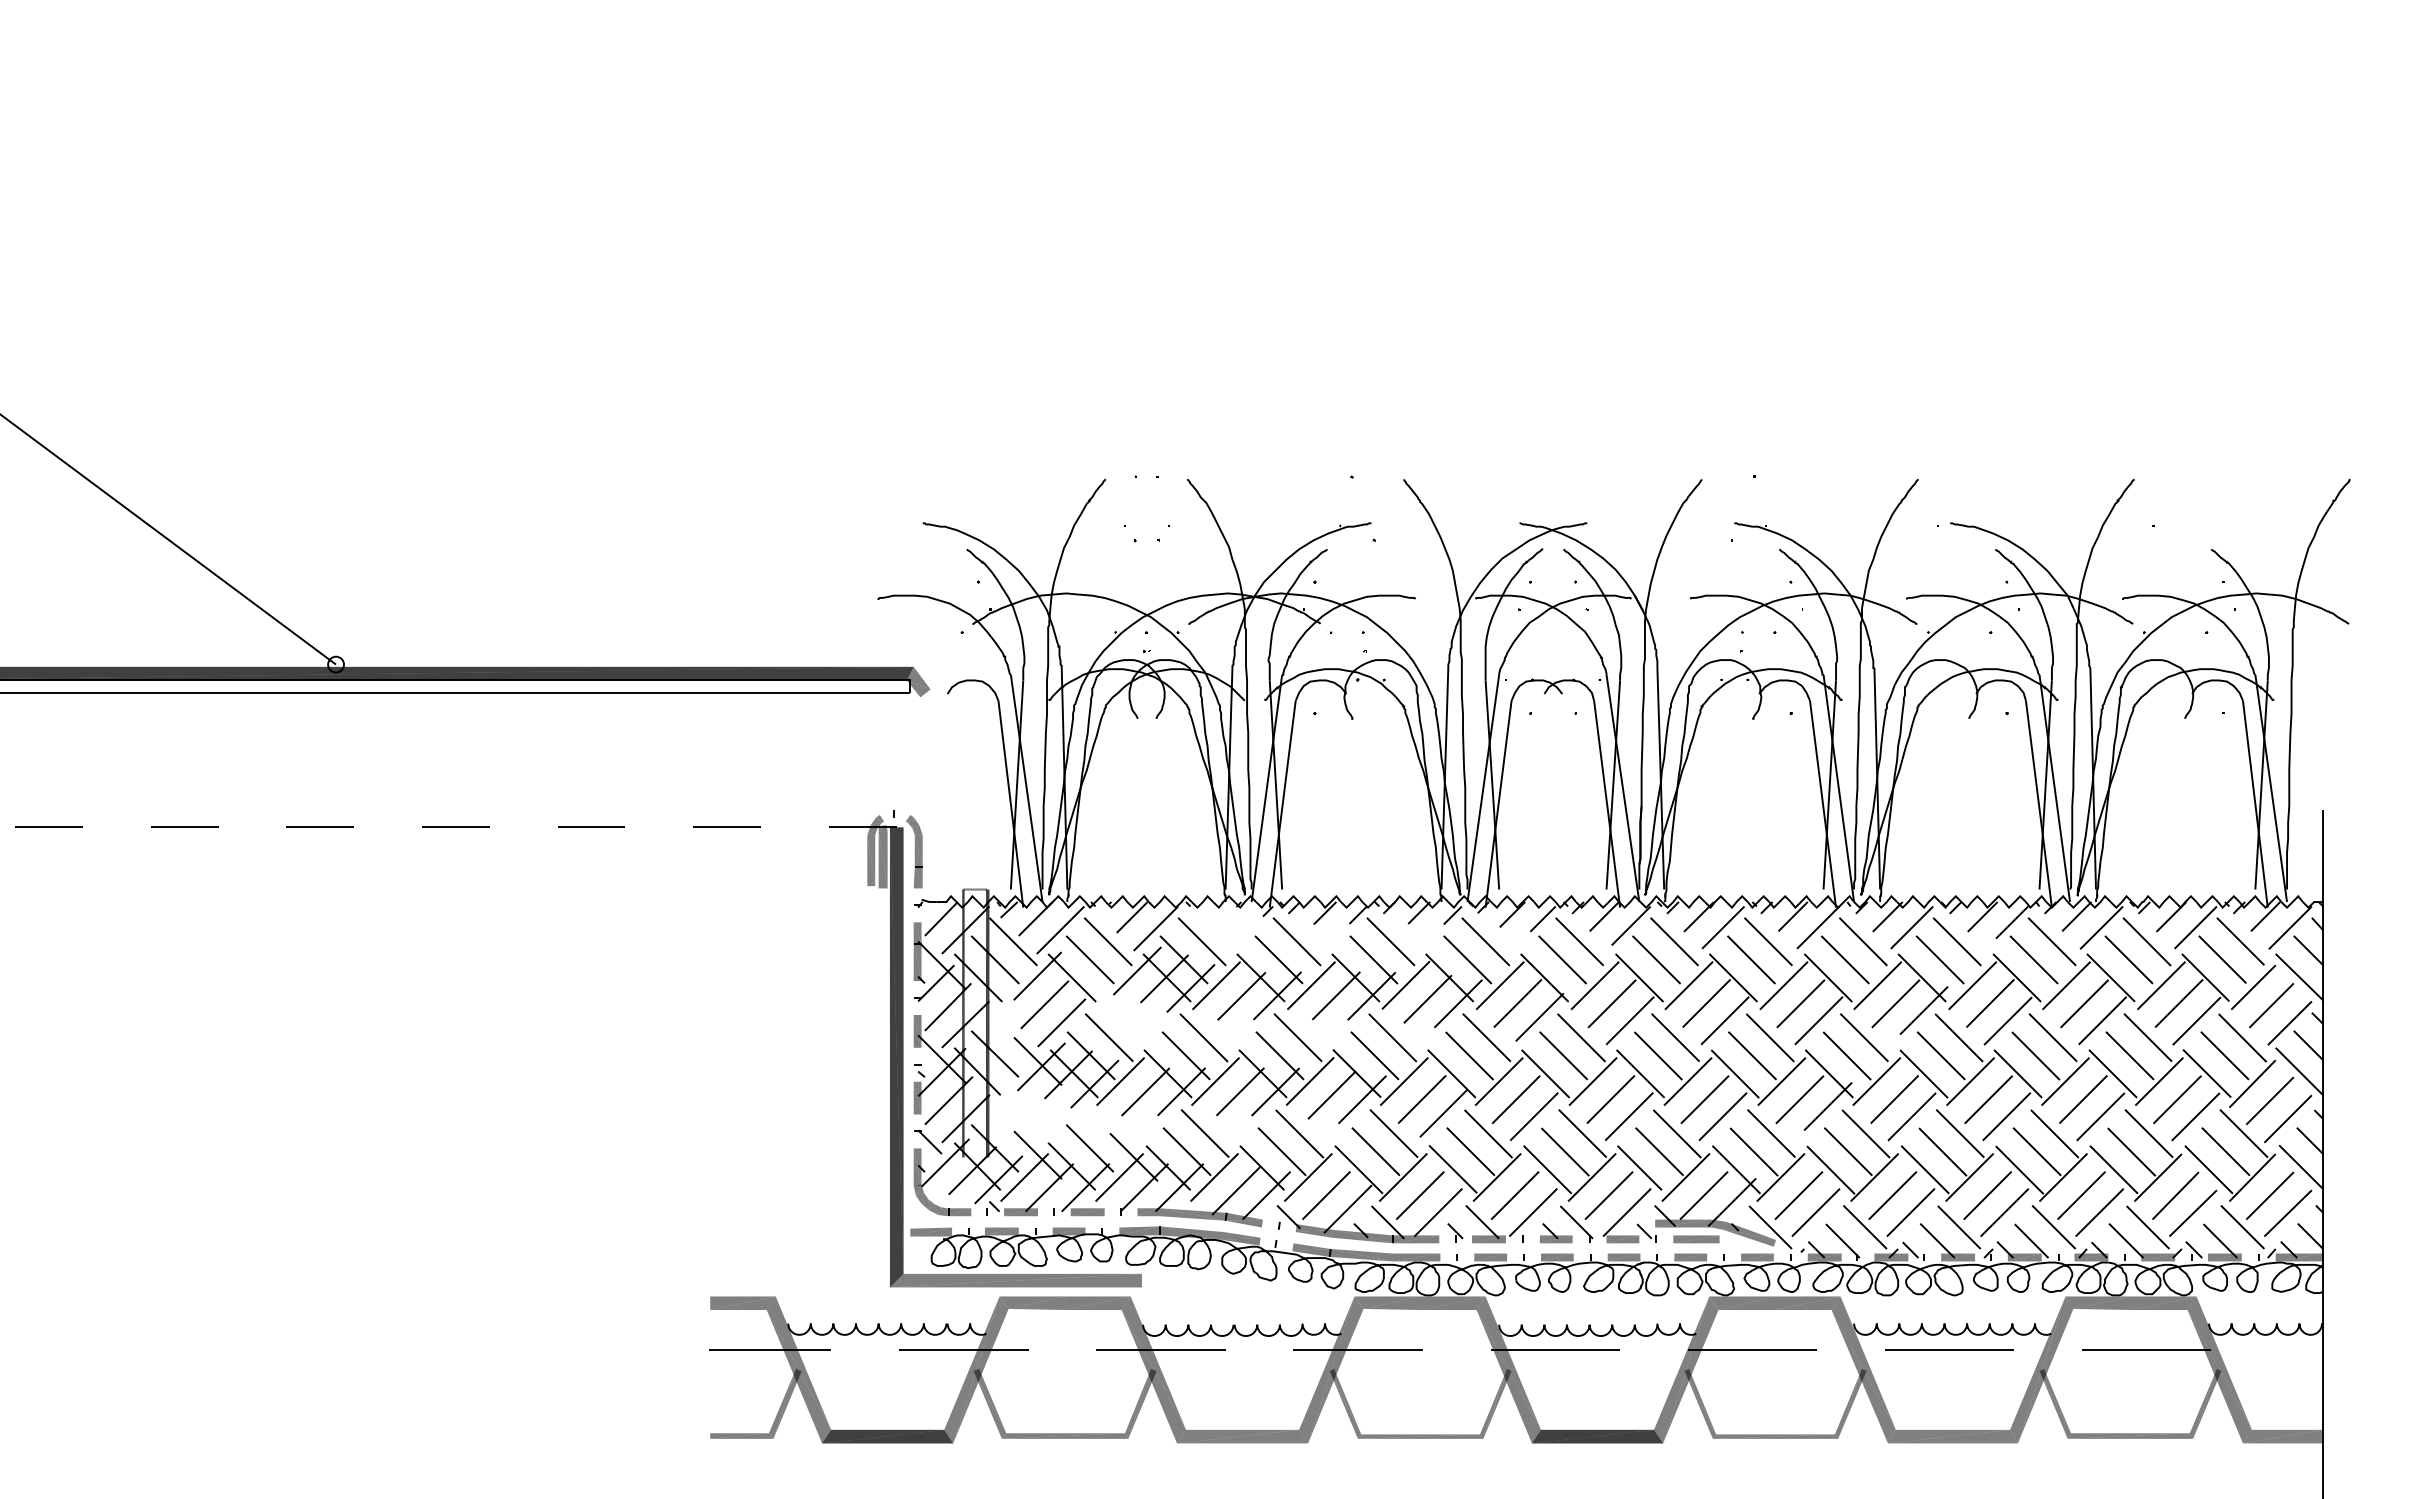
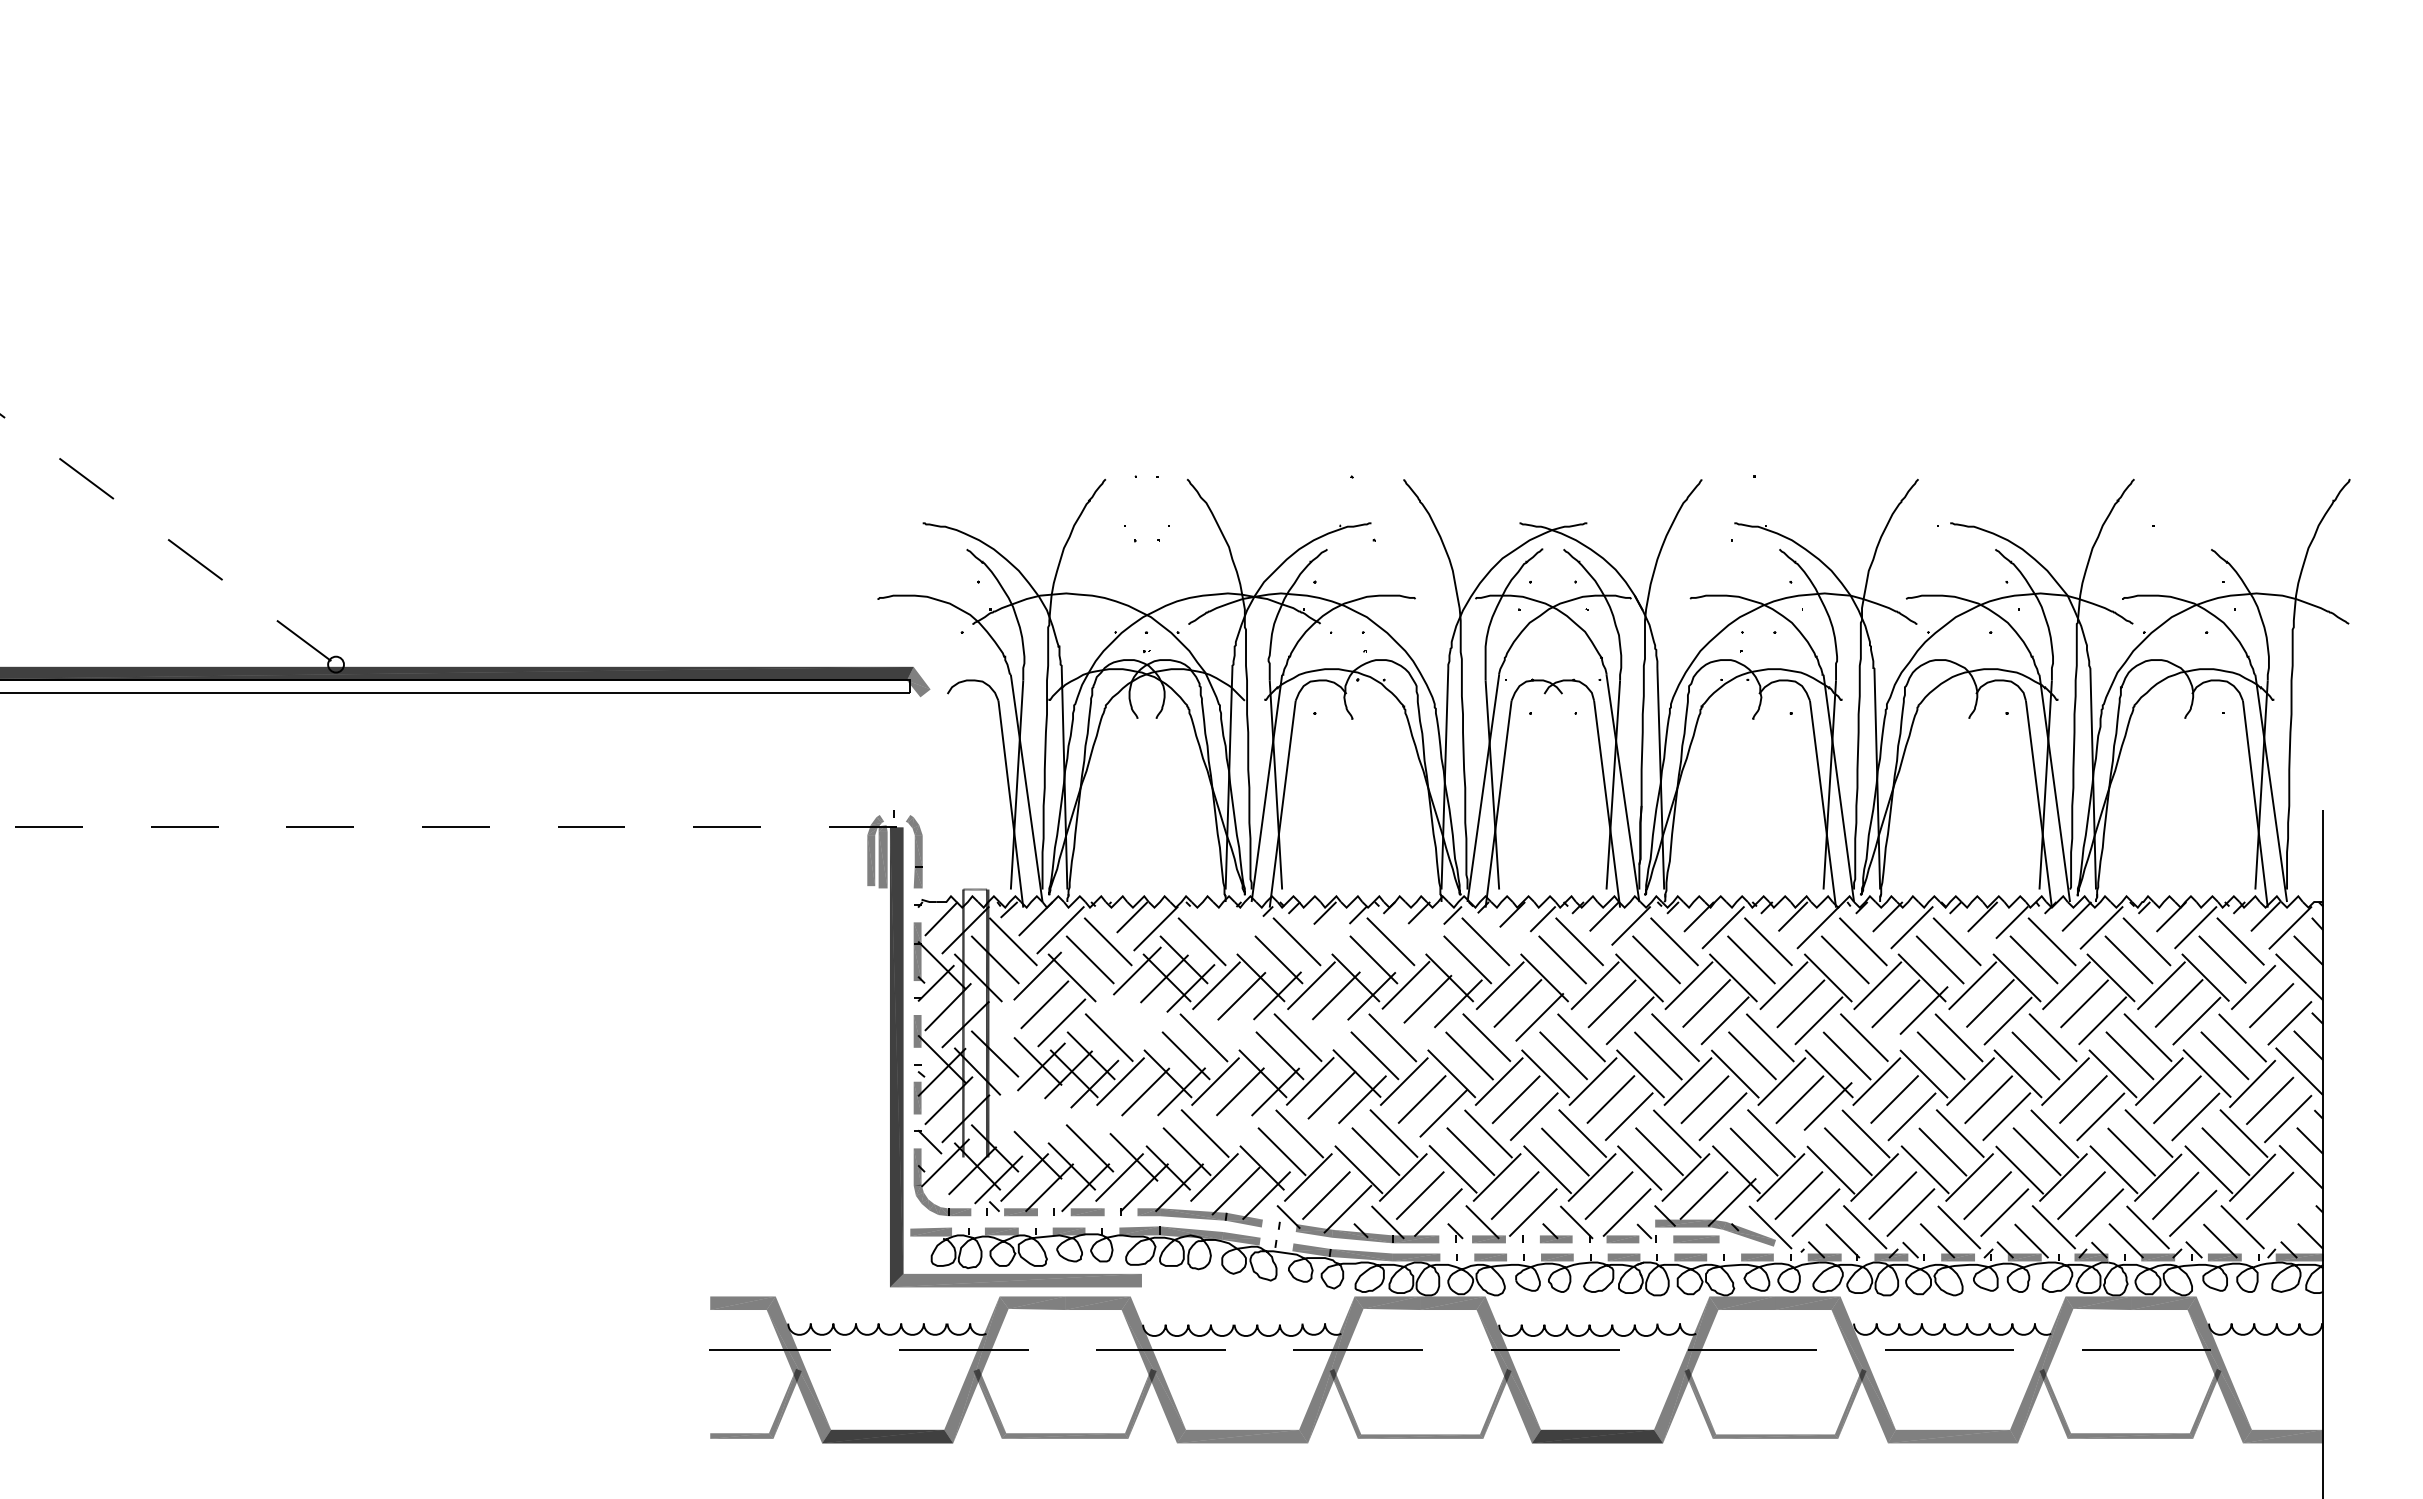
line: solid -> dashed (168, 539)
line: present -> none (2288, 1212)
